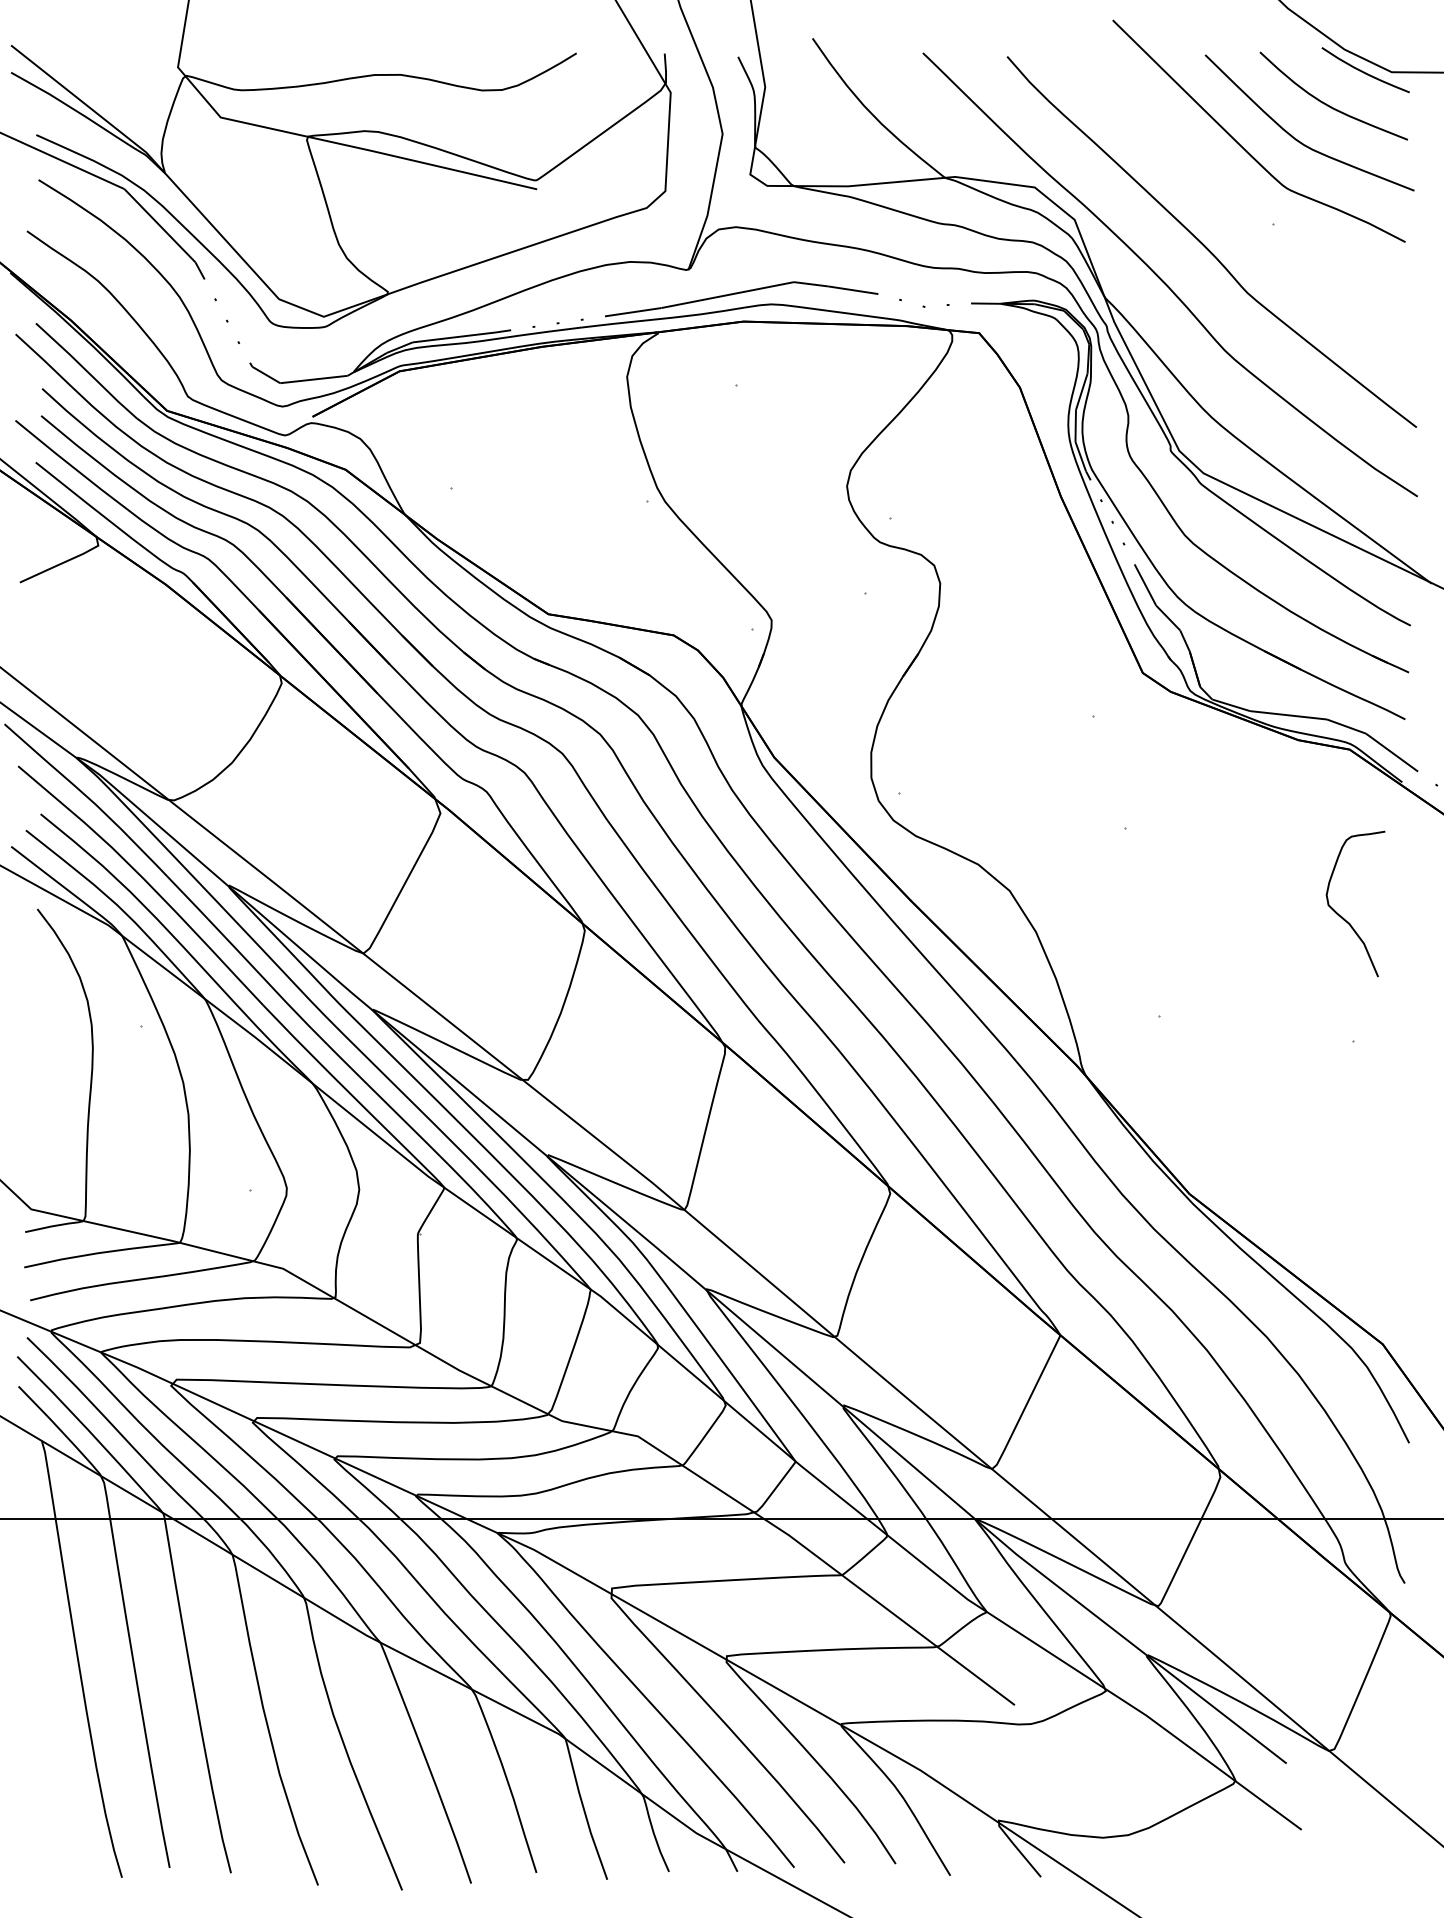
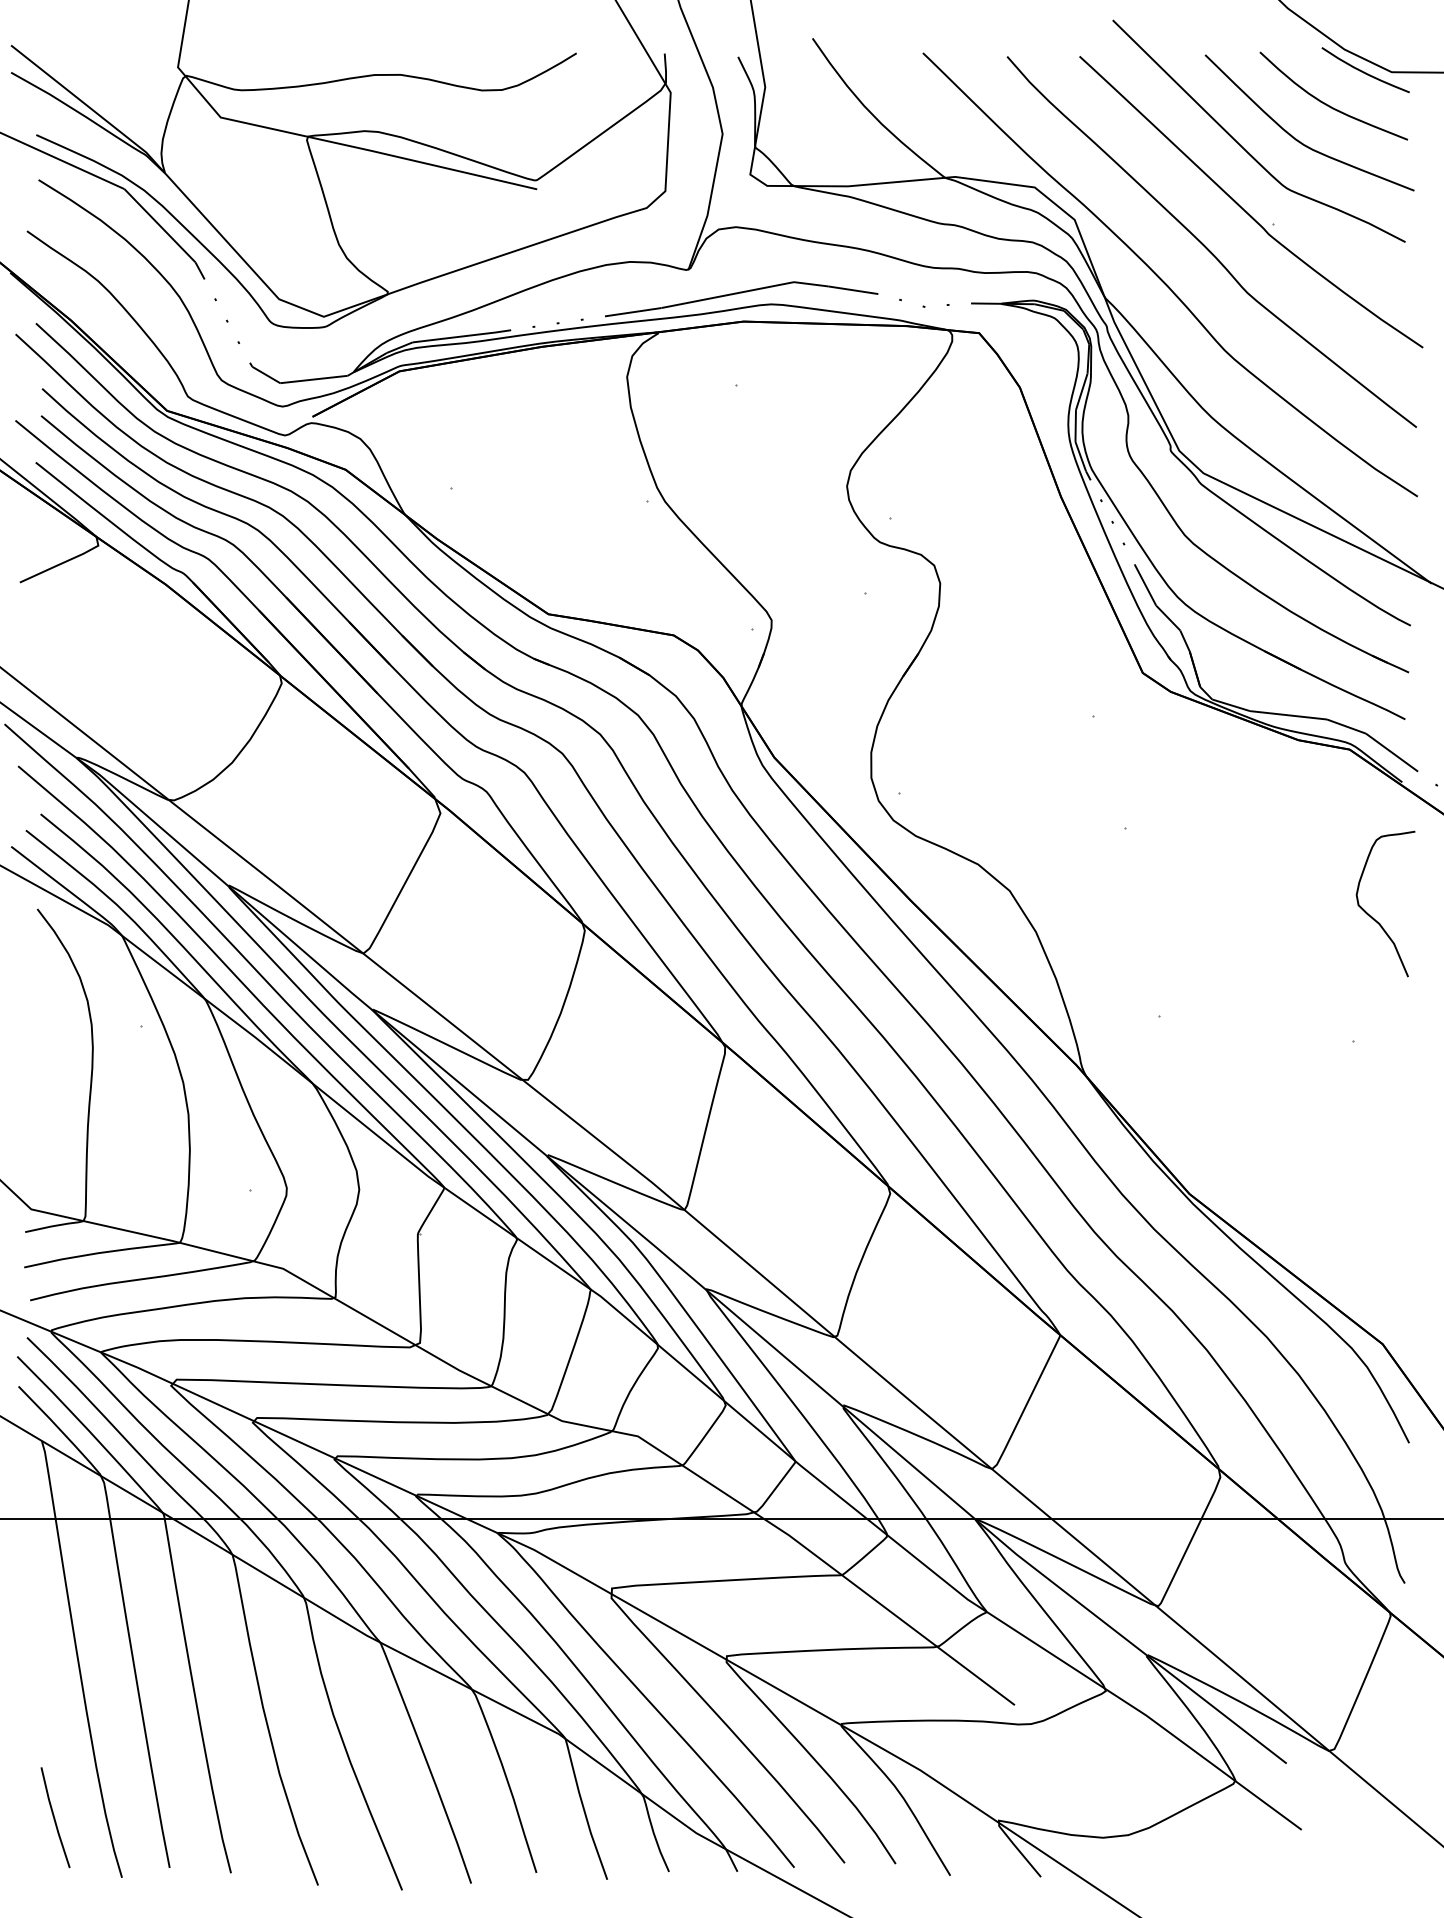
curve: none -> present (1244, 209)
curve position: (1342, 916) -> (1372, 916) (1372, 916)
line: none -> present (54, 1817)
